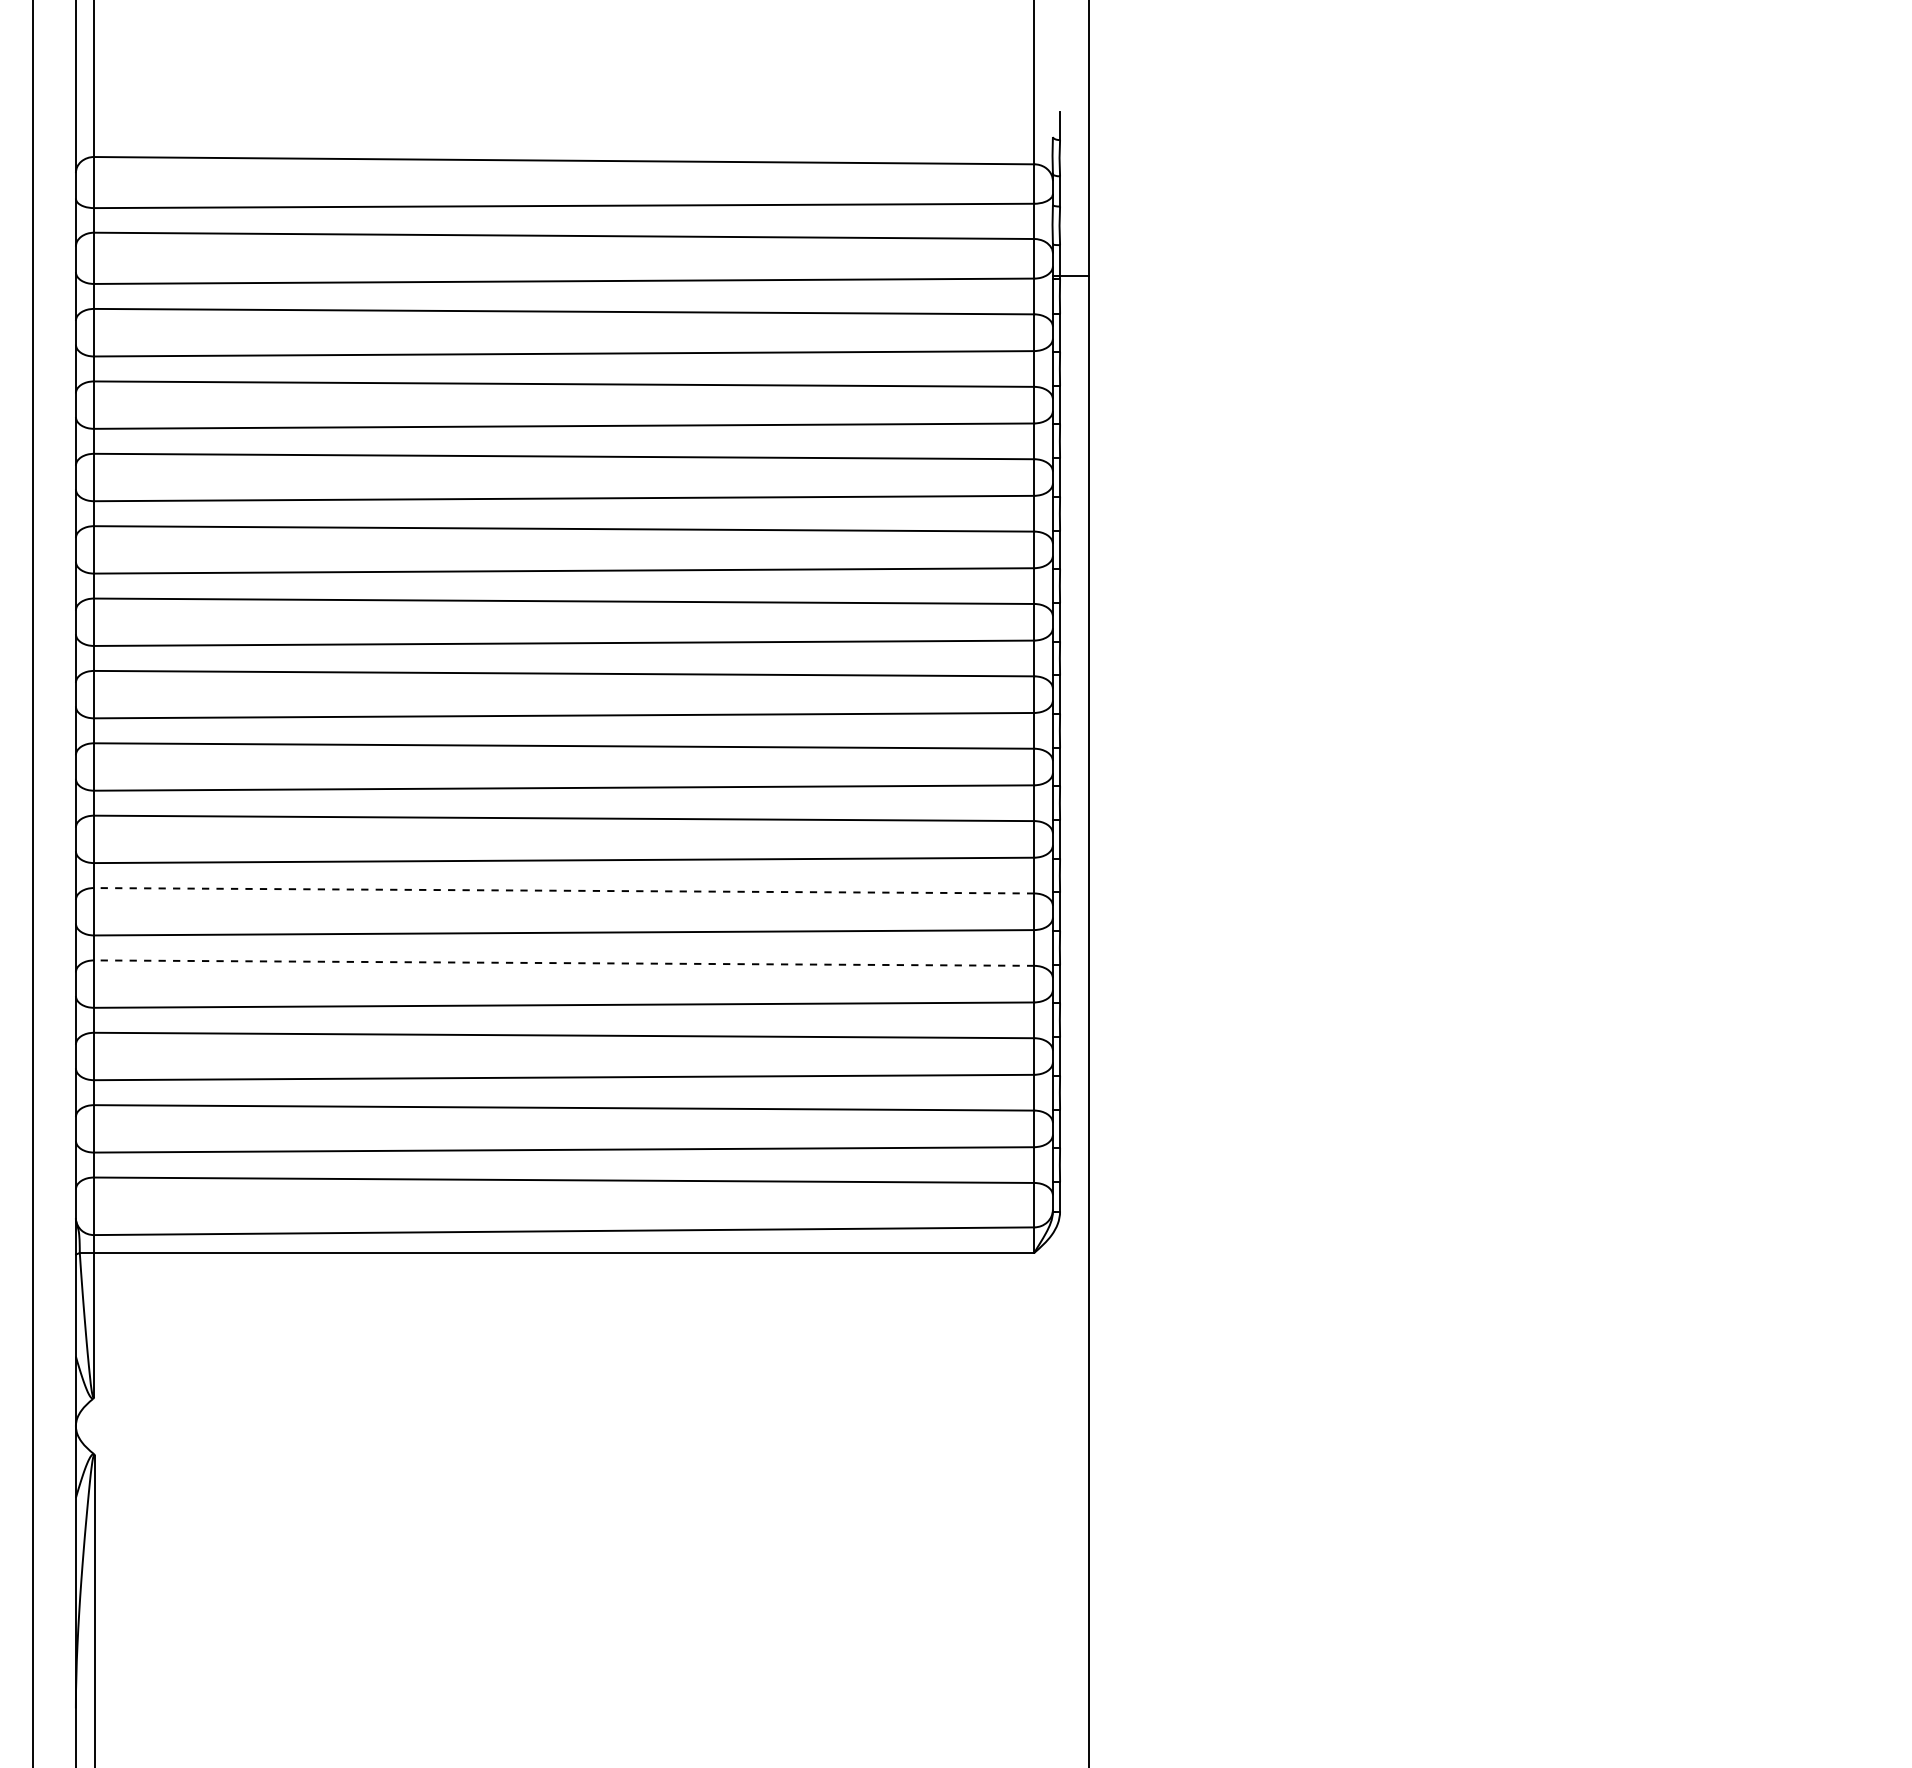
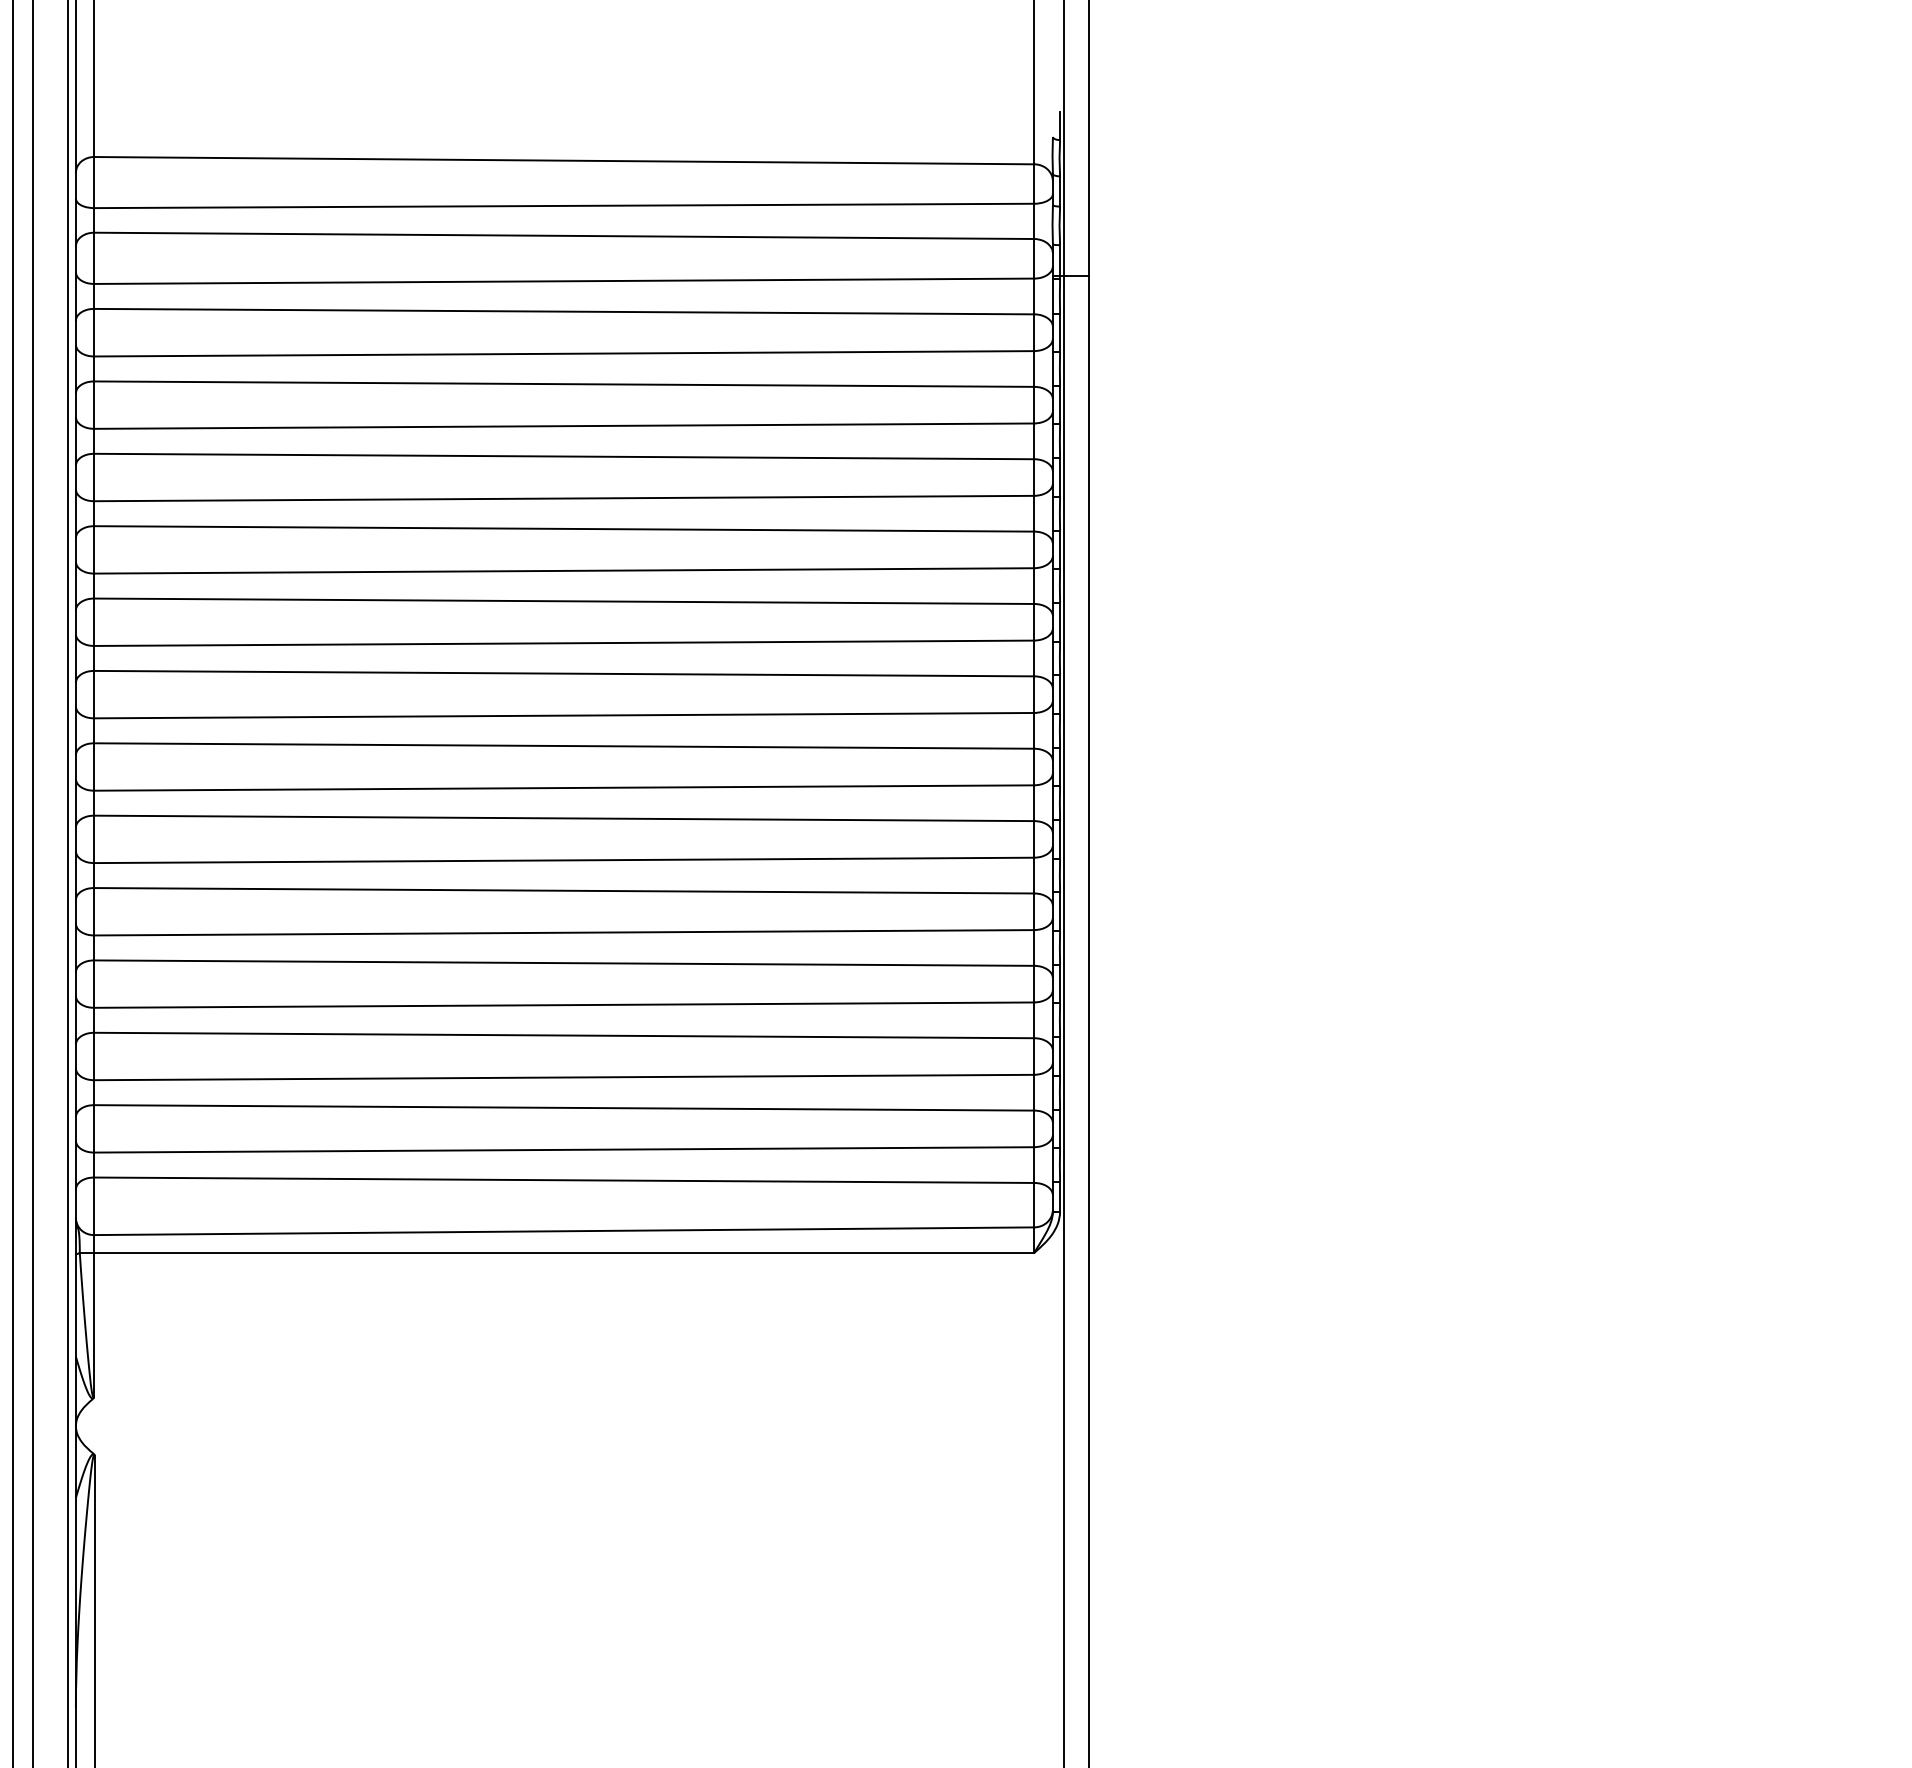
line: none -> present (13, 883)
line: none -> present (67, 883)
line: none -> present (1064, 883)
line: dashed -> solid (563, 890)
line: dashed -> solid (563, 963)
